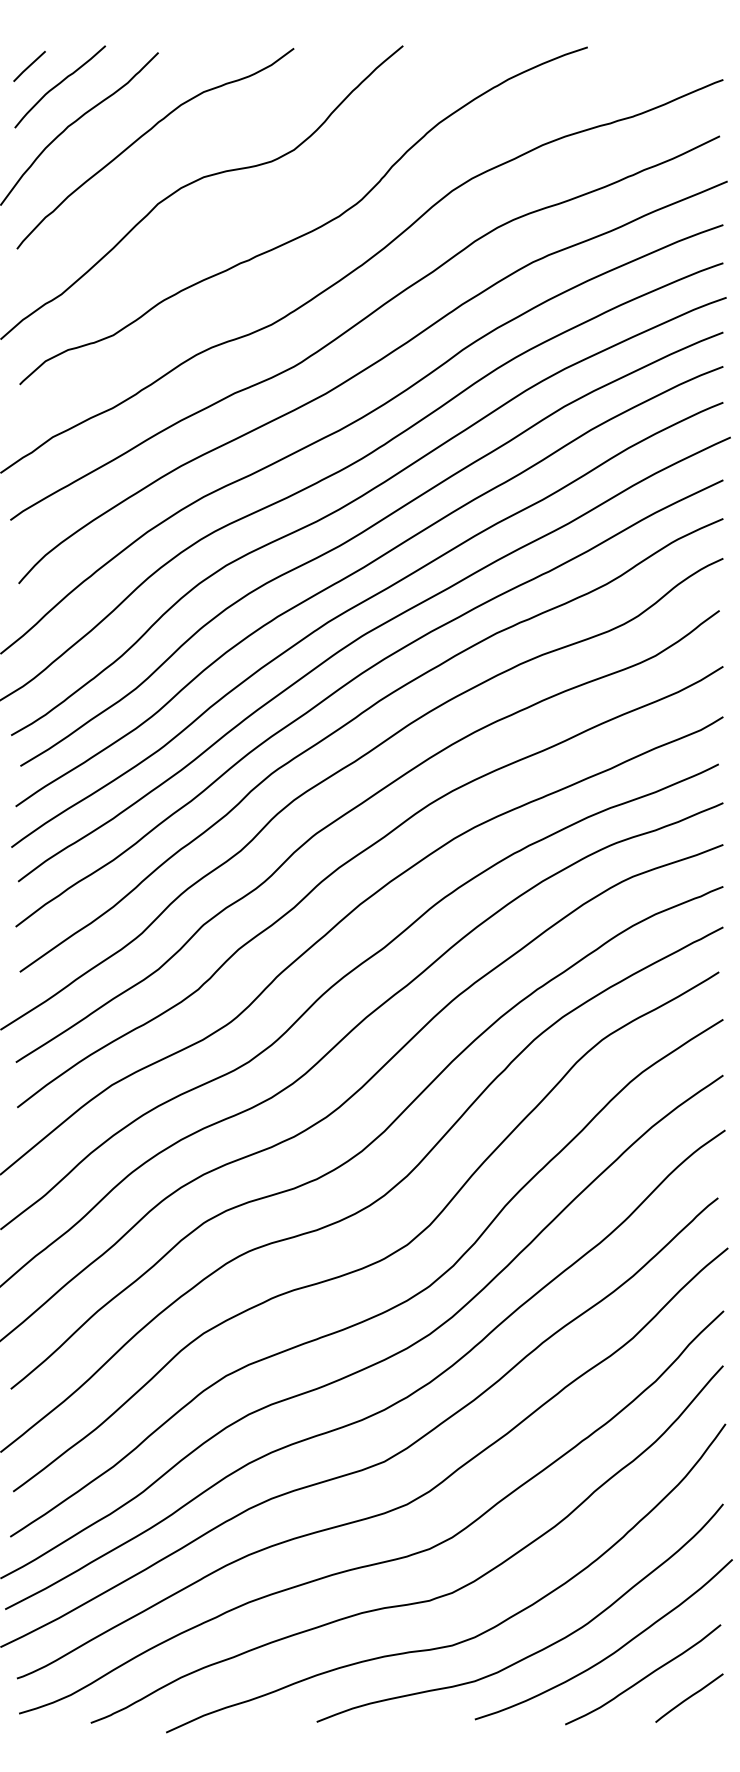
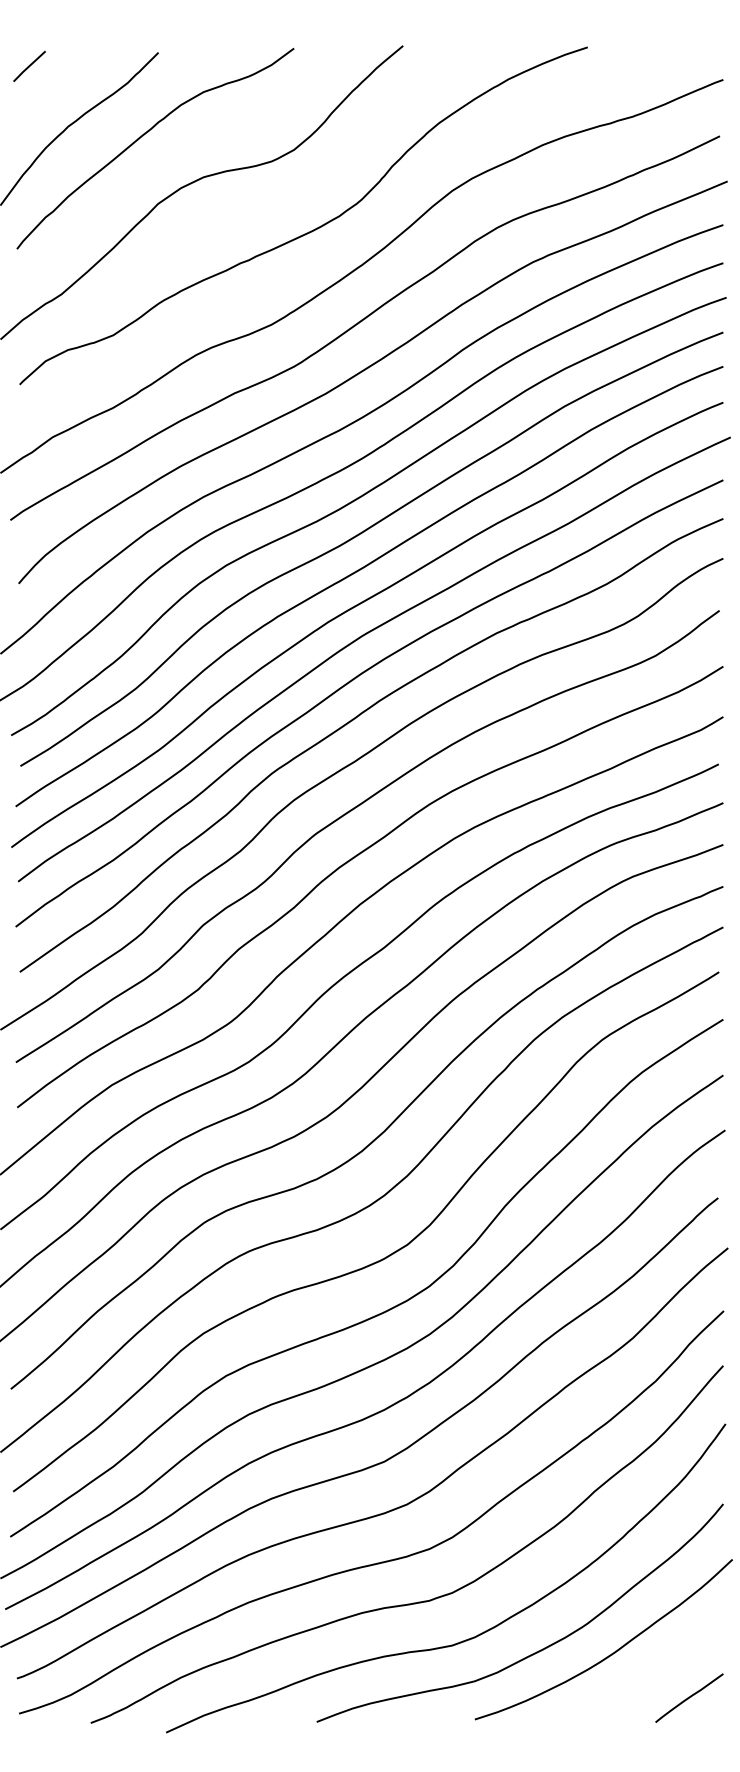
curve: present -> none (59, 84)
curve: present -> none (645, 1676)
